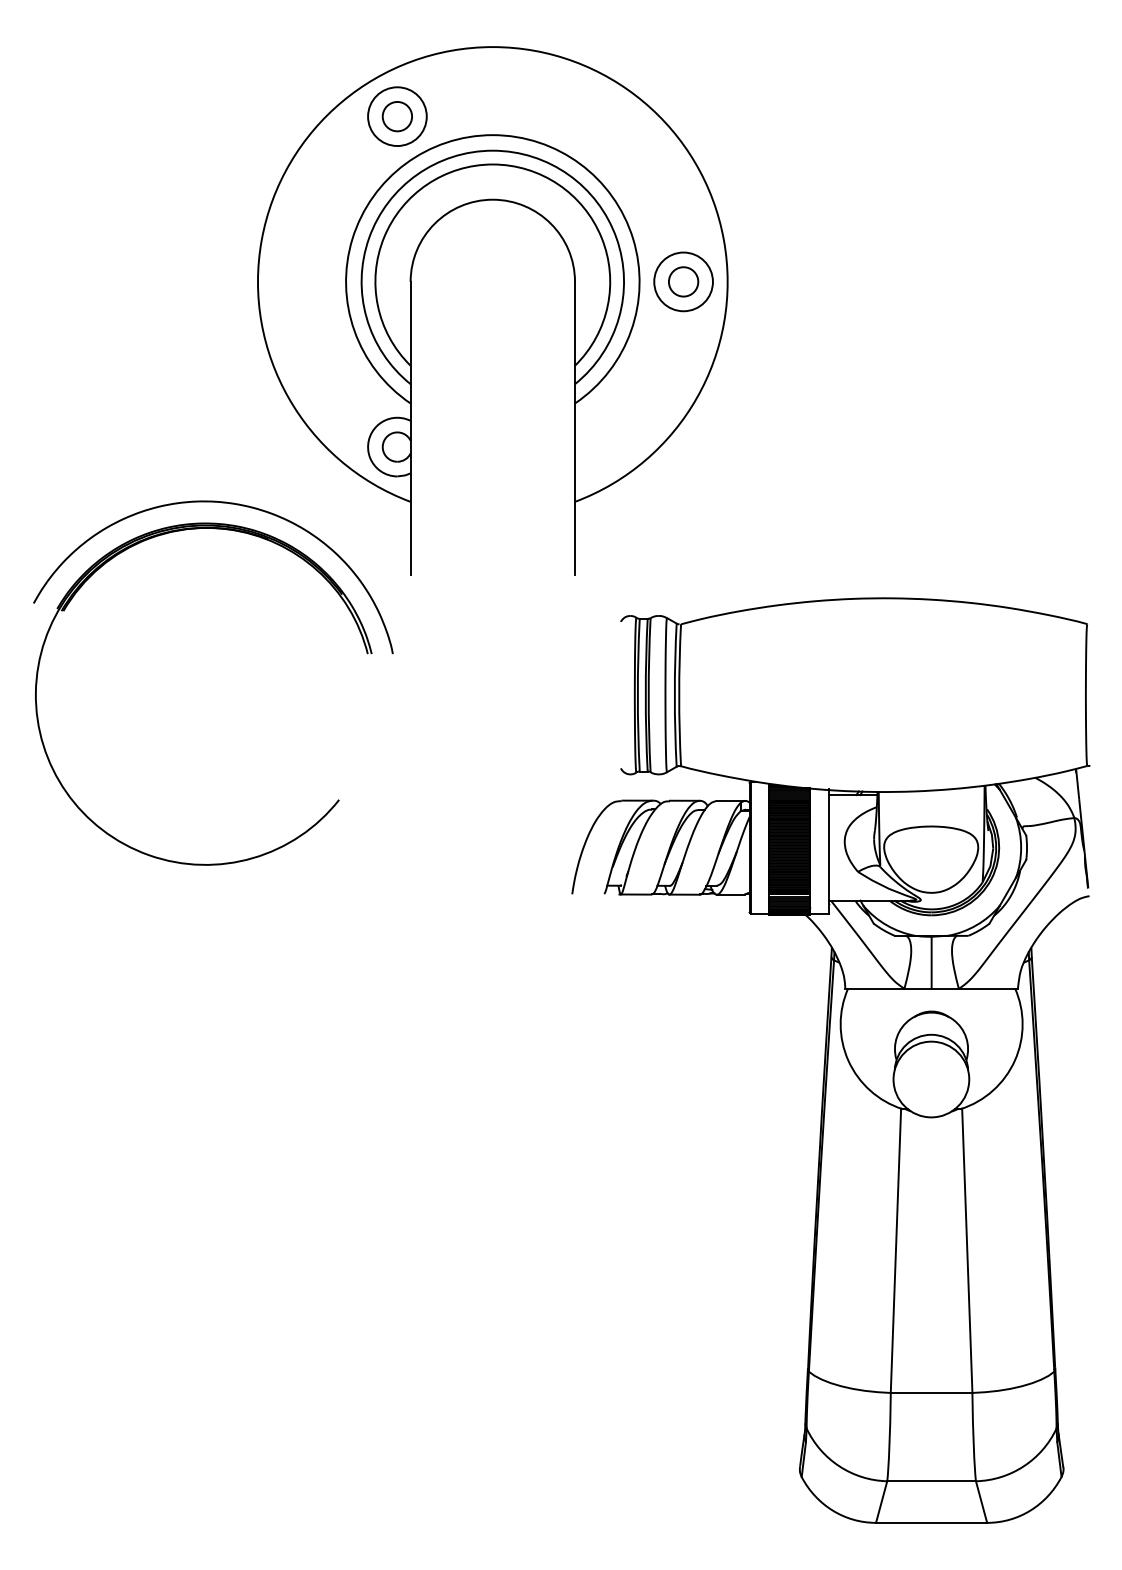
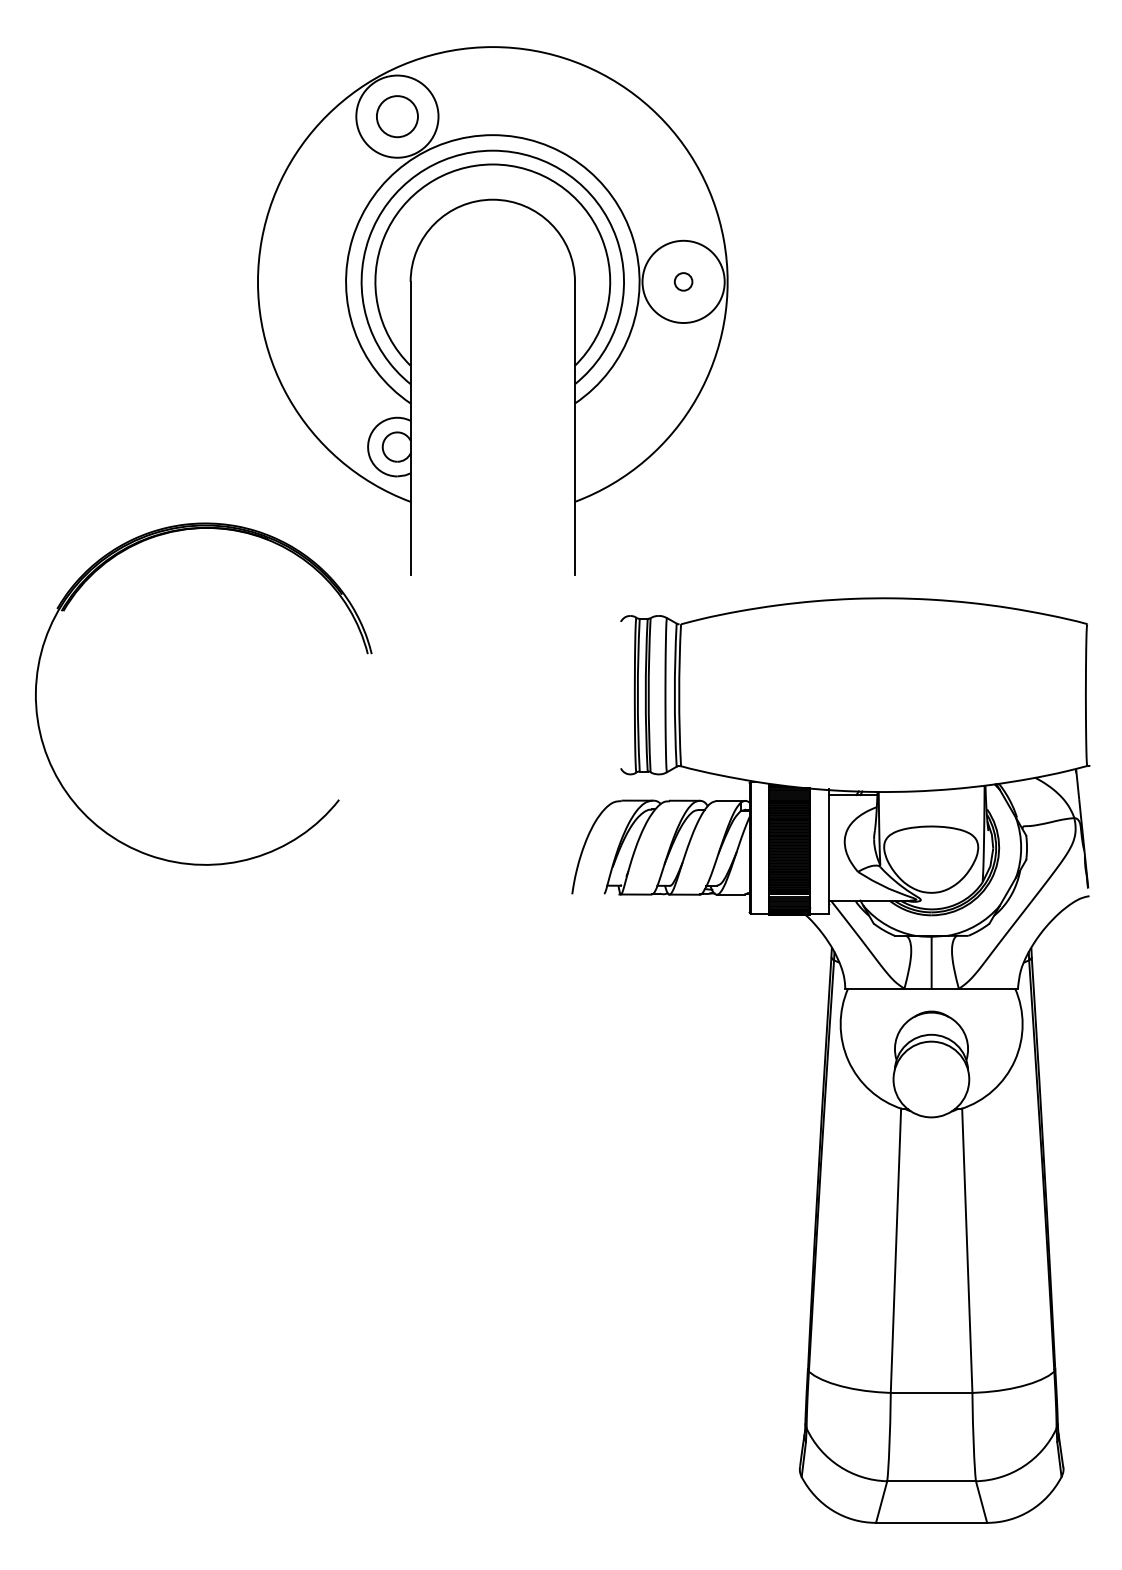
circle diameter: 29 px -> 41 px (396, 116)
circle diameter: 59 px -> 82 px (397, 116)
circle diameter: 29 px -> 18 px (683, 281)
circle diameter: 59 px -> 82 px (683, 281)
curve: present -> none (221, 503)
